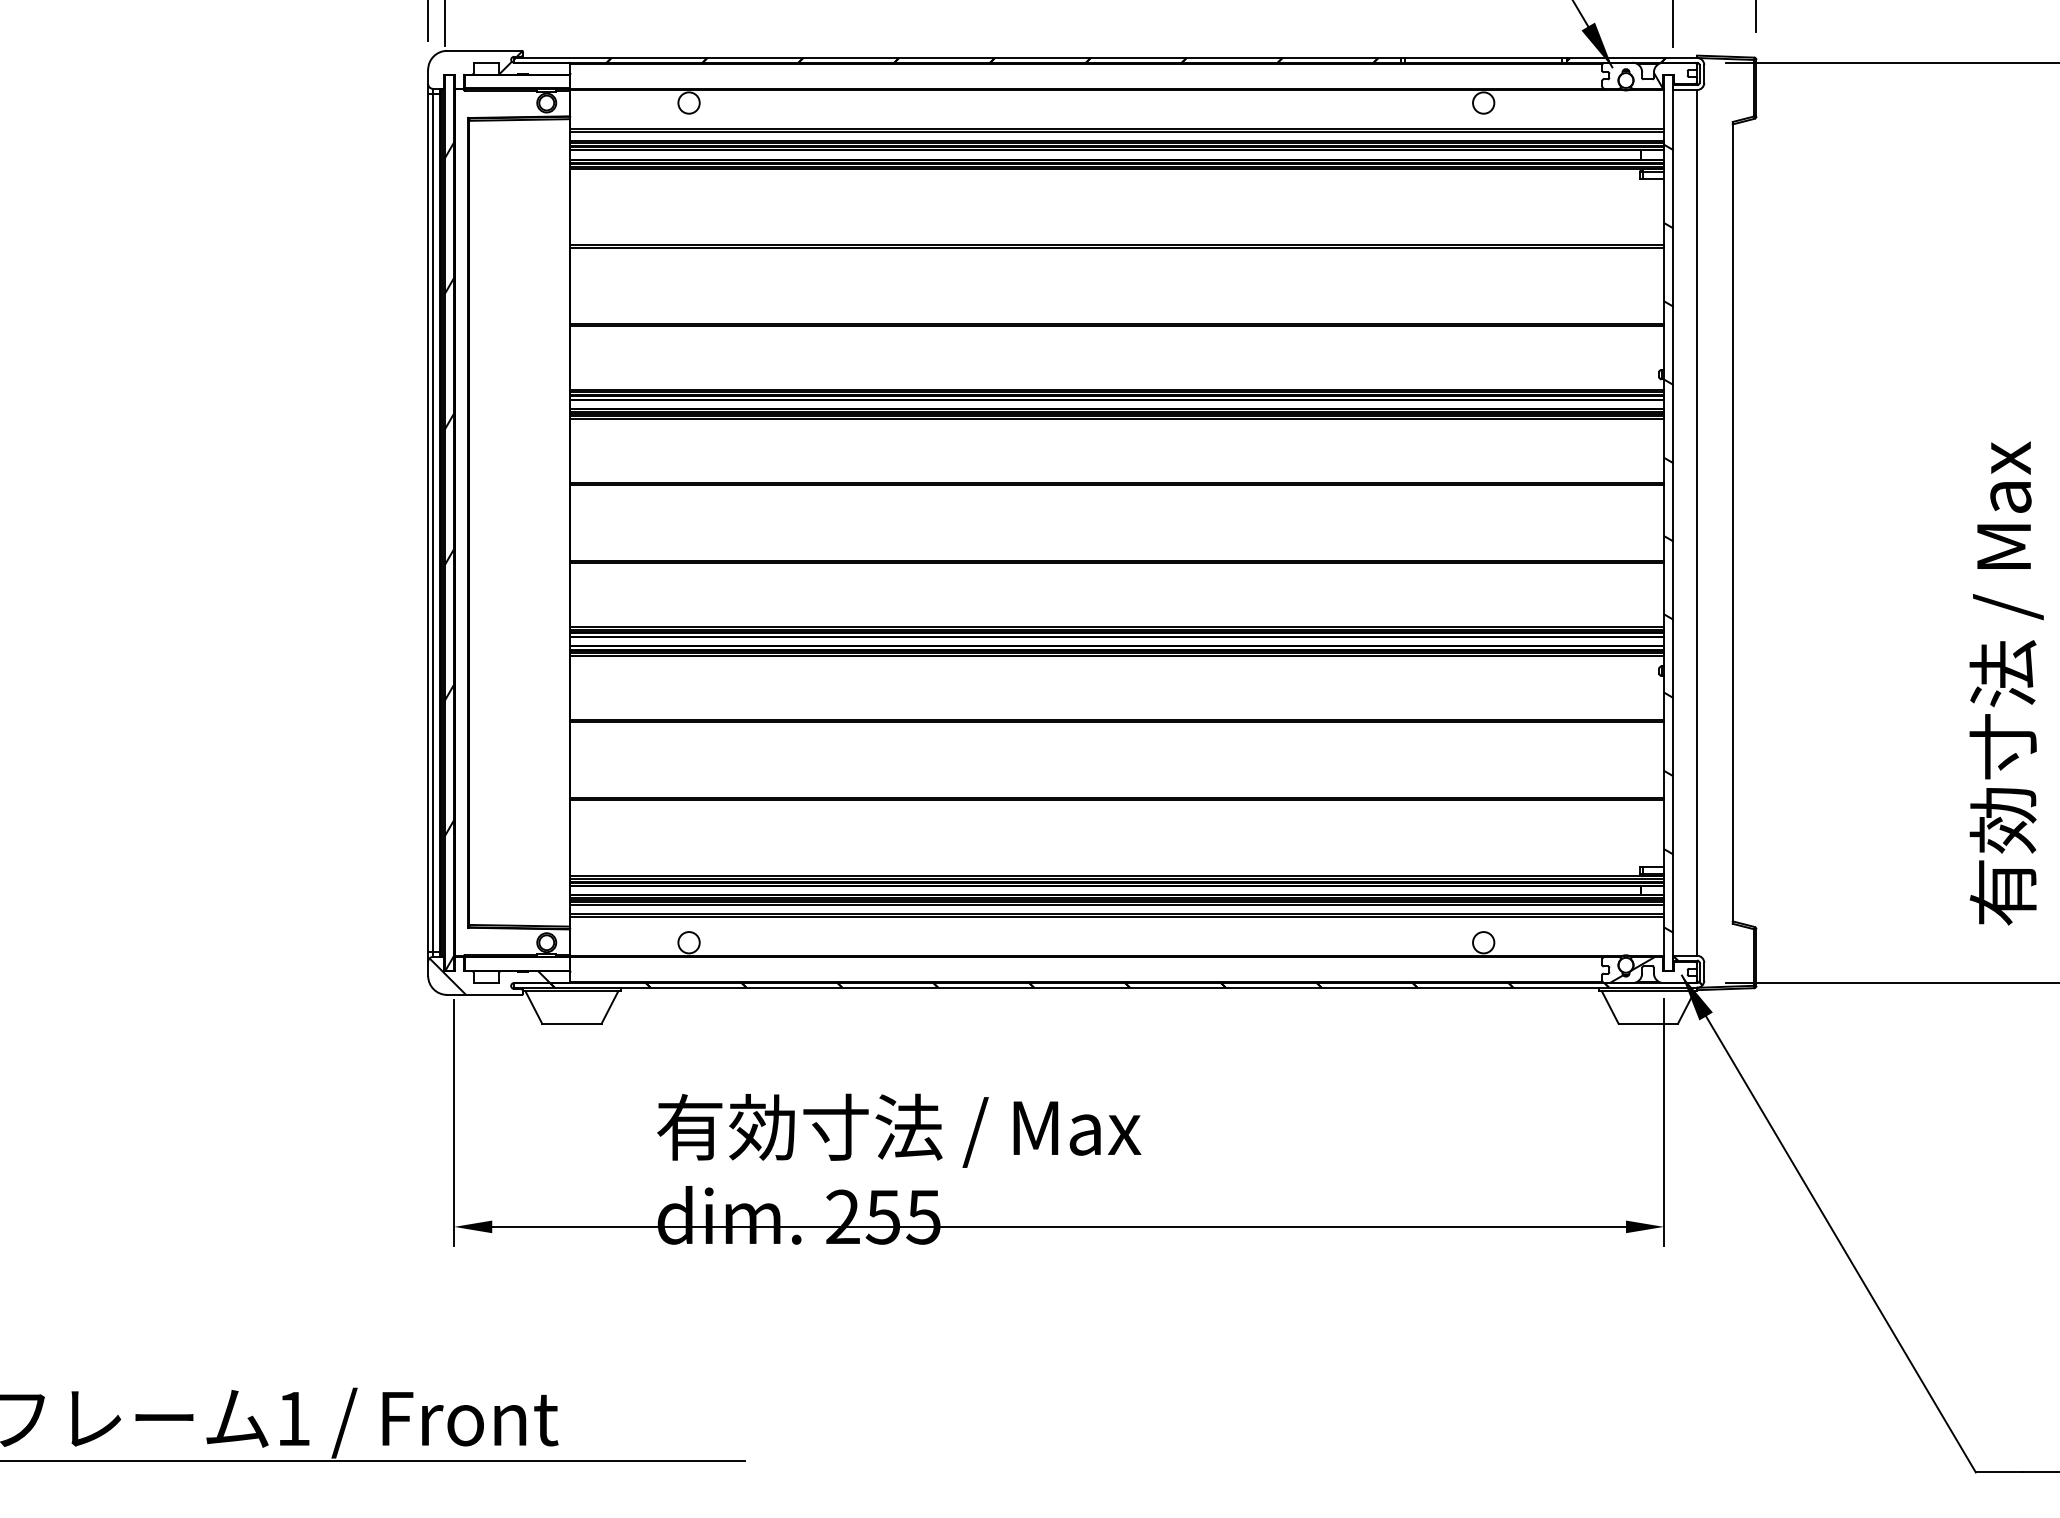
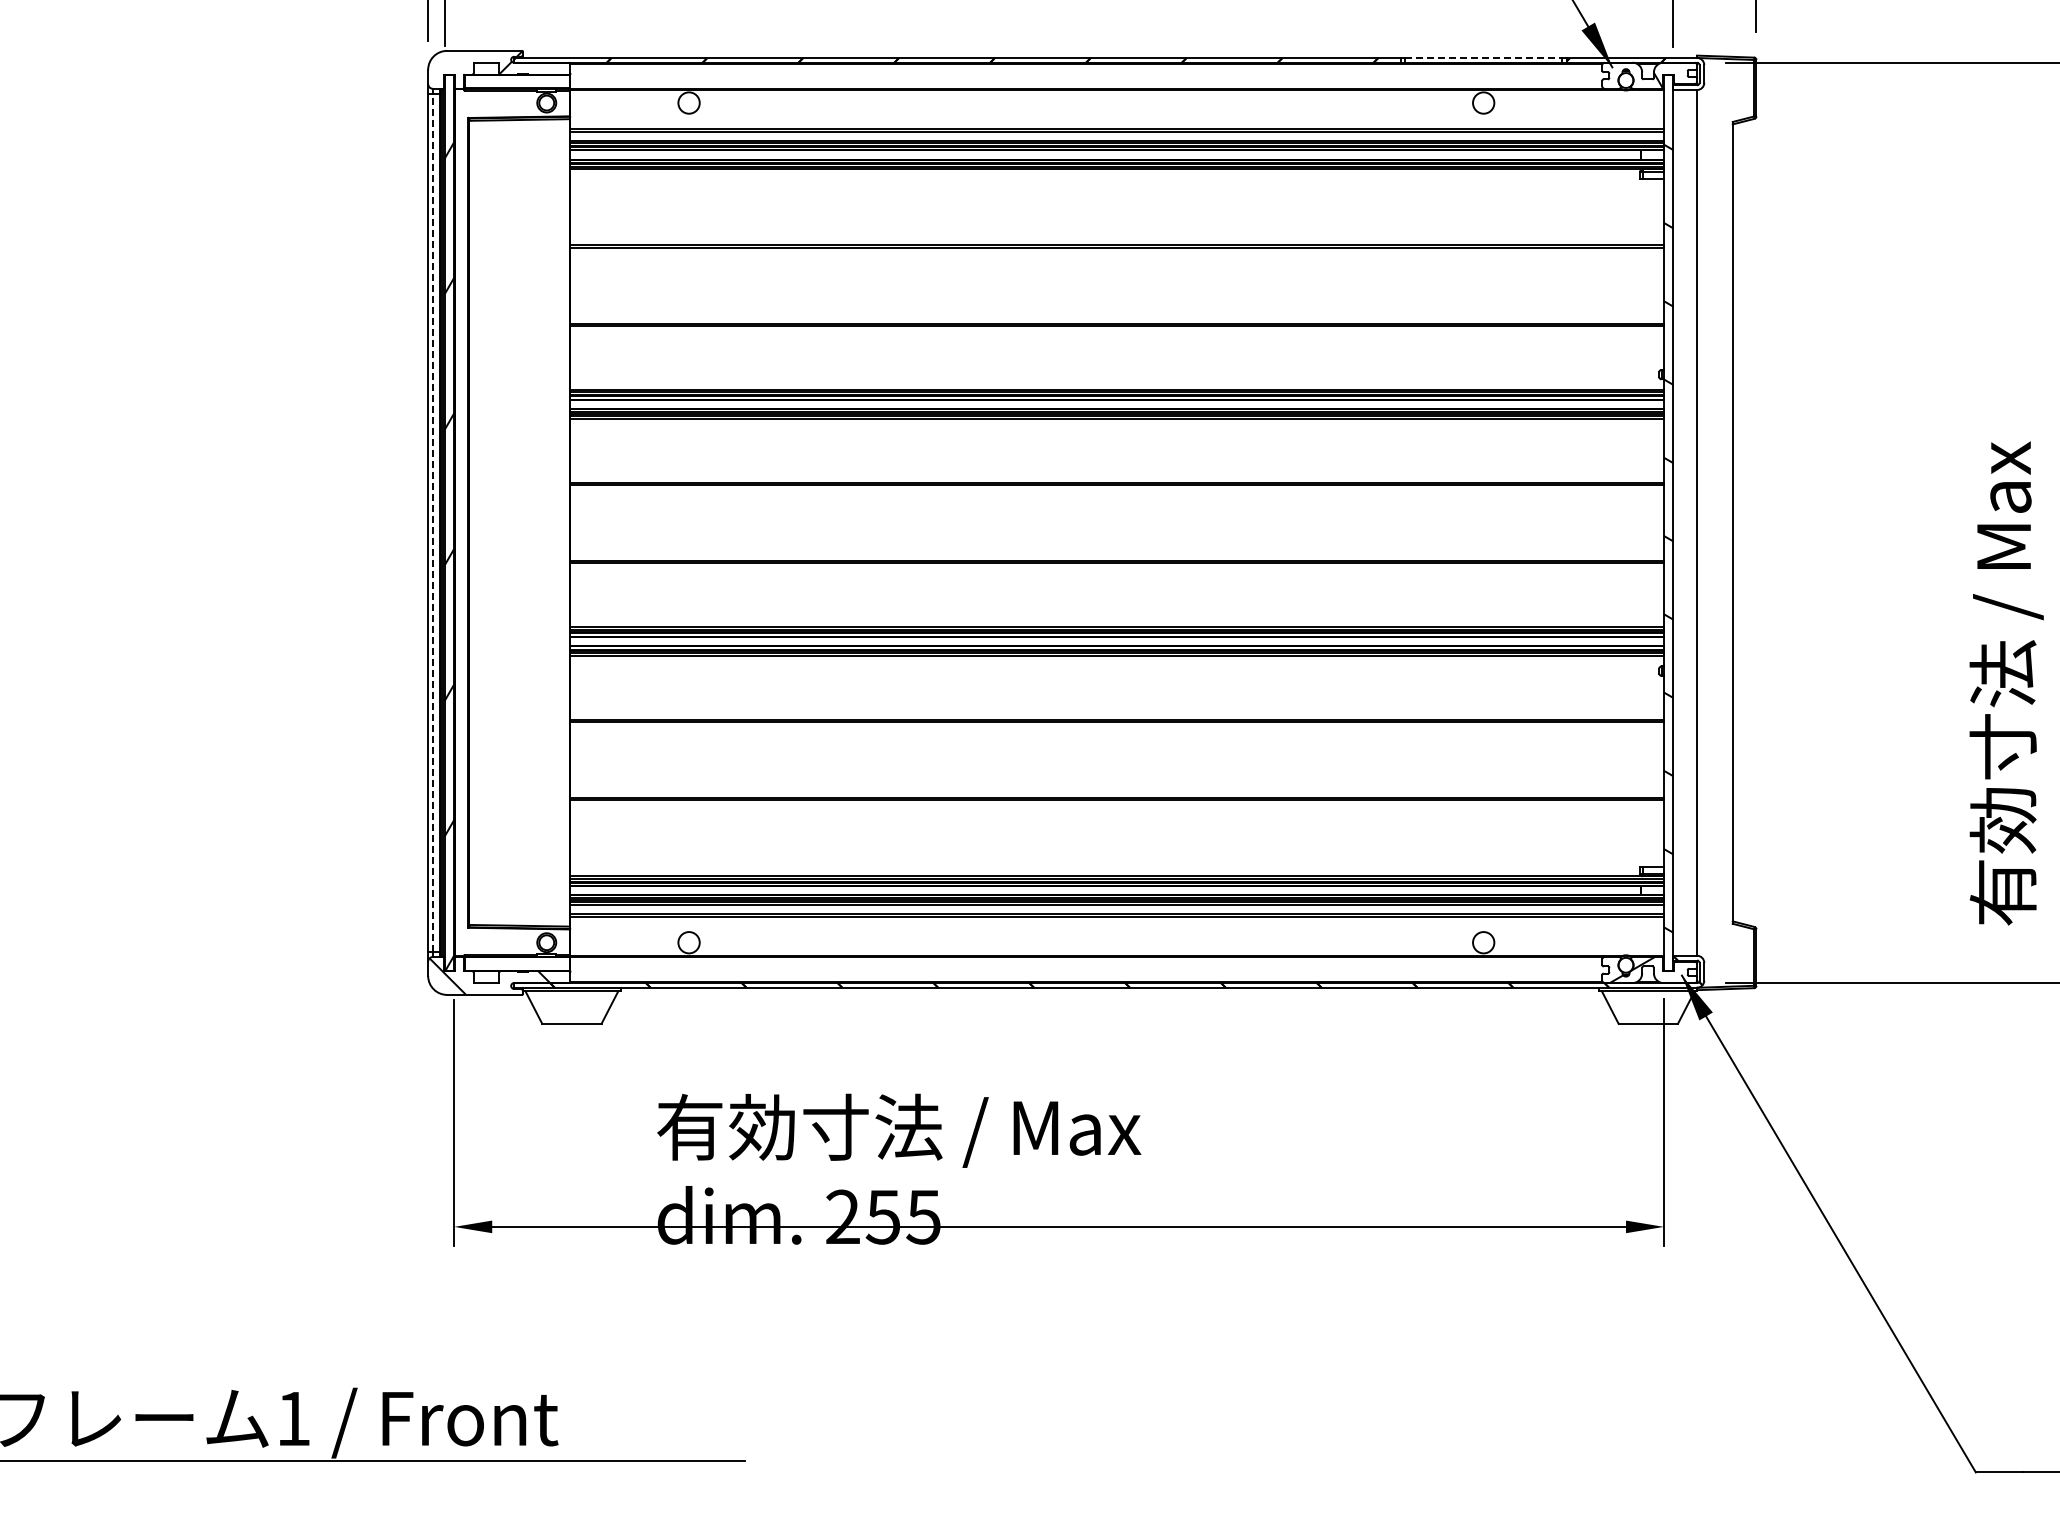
line: solid -> dashed (1484, 57)
line: solid -> dashed (432, 522)
